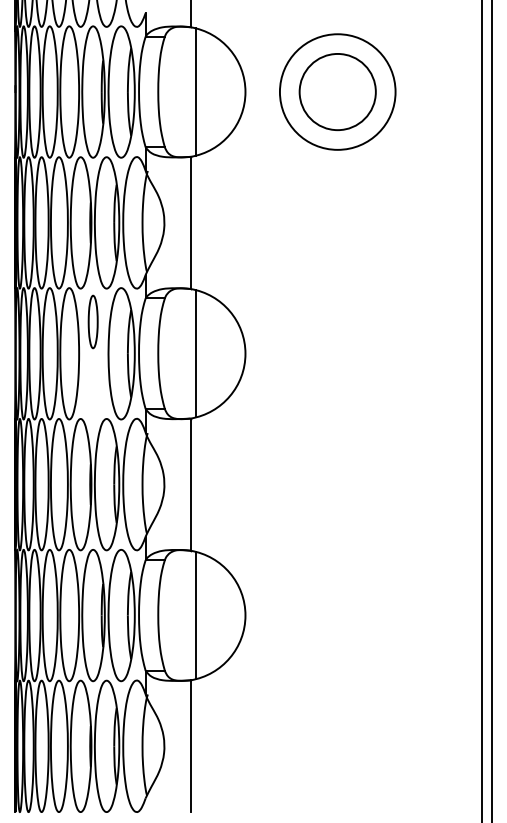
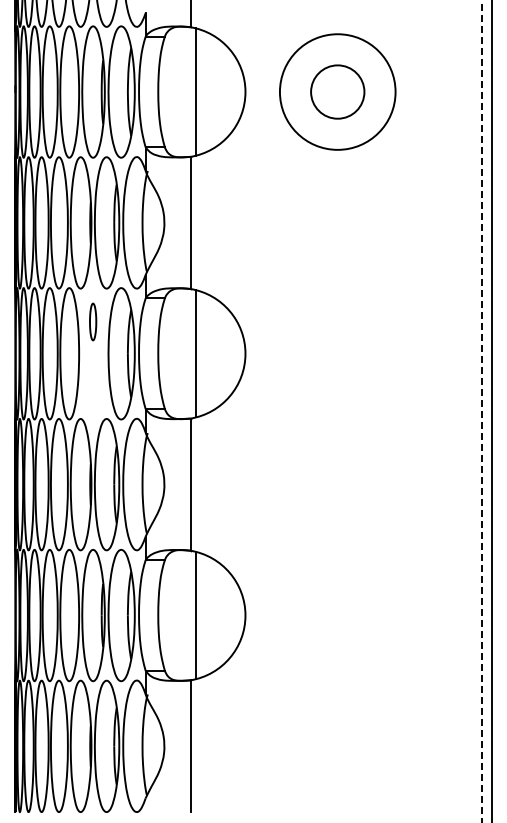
circle diameter: 76 px -> 53 px (337, 91)
part size: 12x56 px -> 9x40 px (93, 321)
line: solid -> dashed (482, 411)
